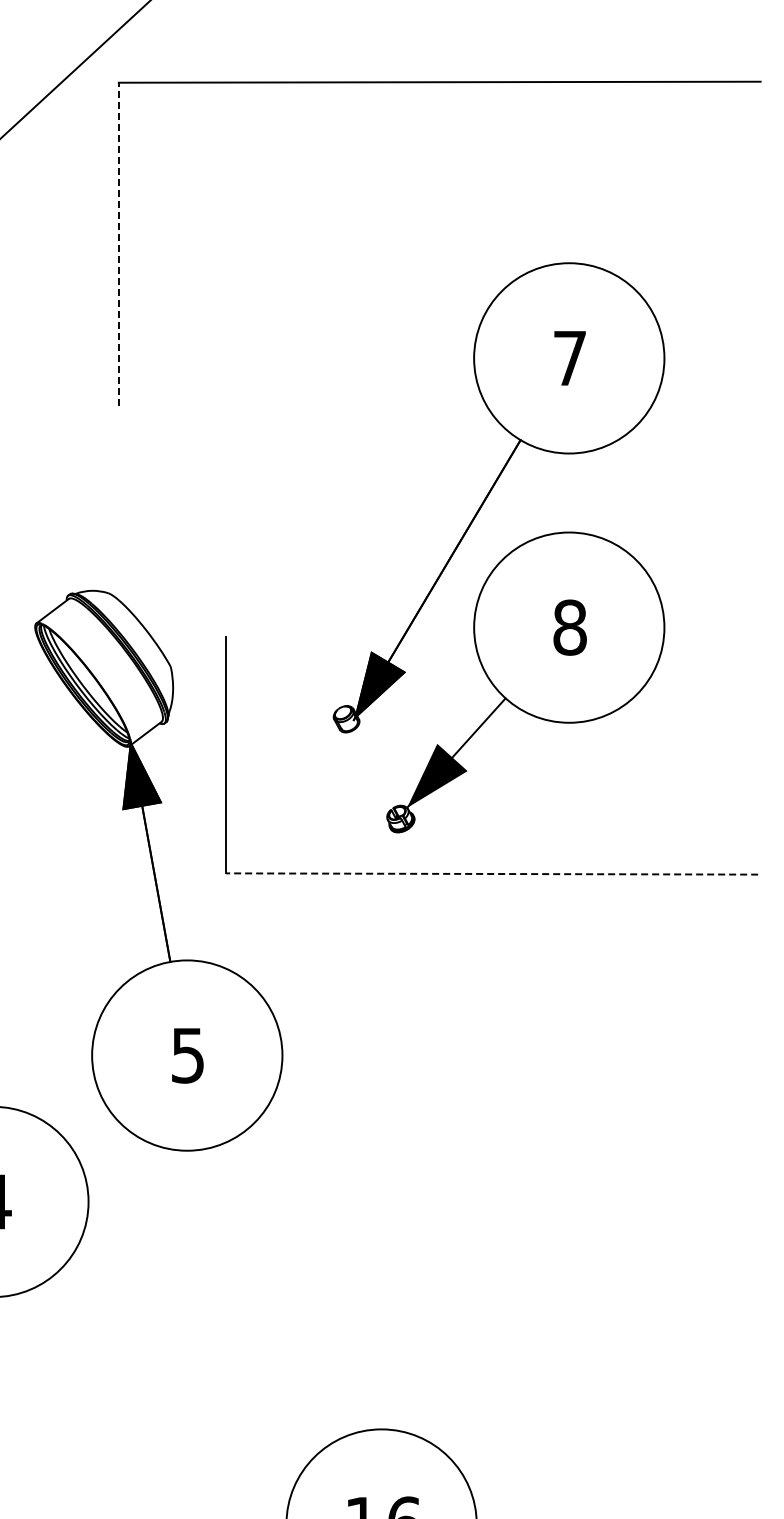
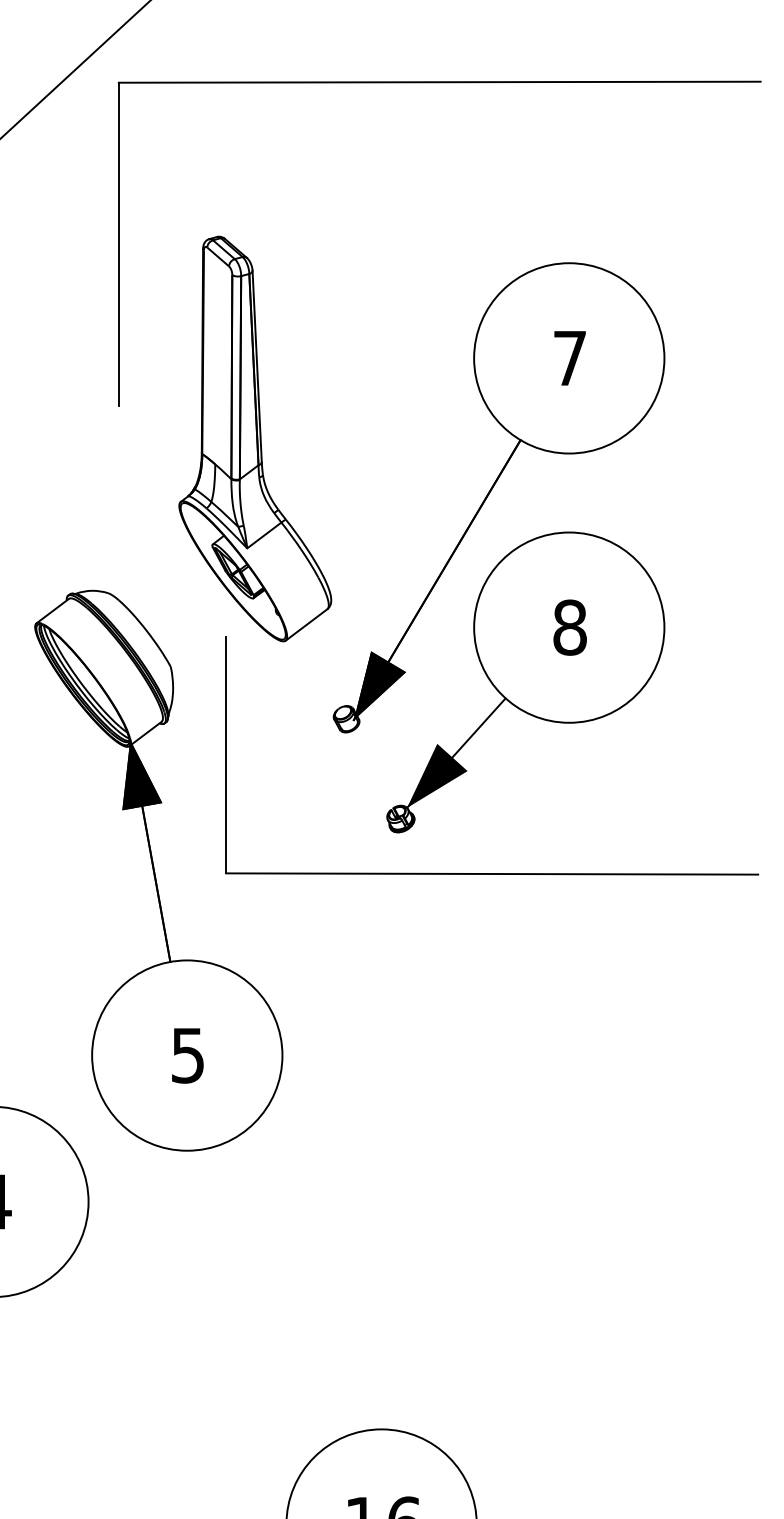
line: dashed -> solid (118, 244)
part: none -> present (255, 438)
line: dashed -> solid (492, 874)
